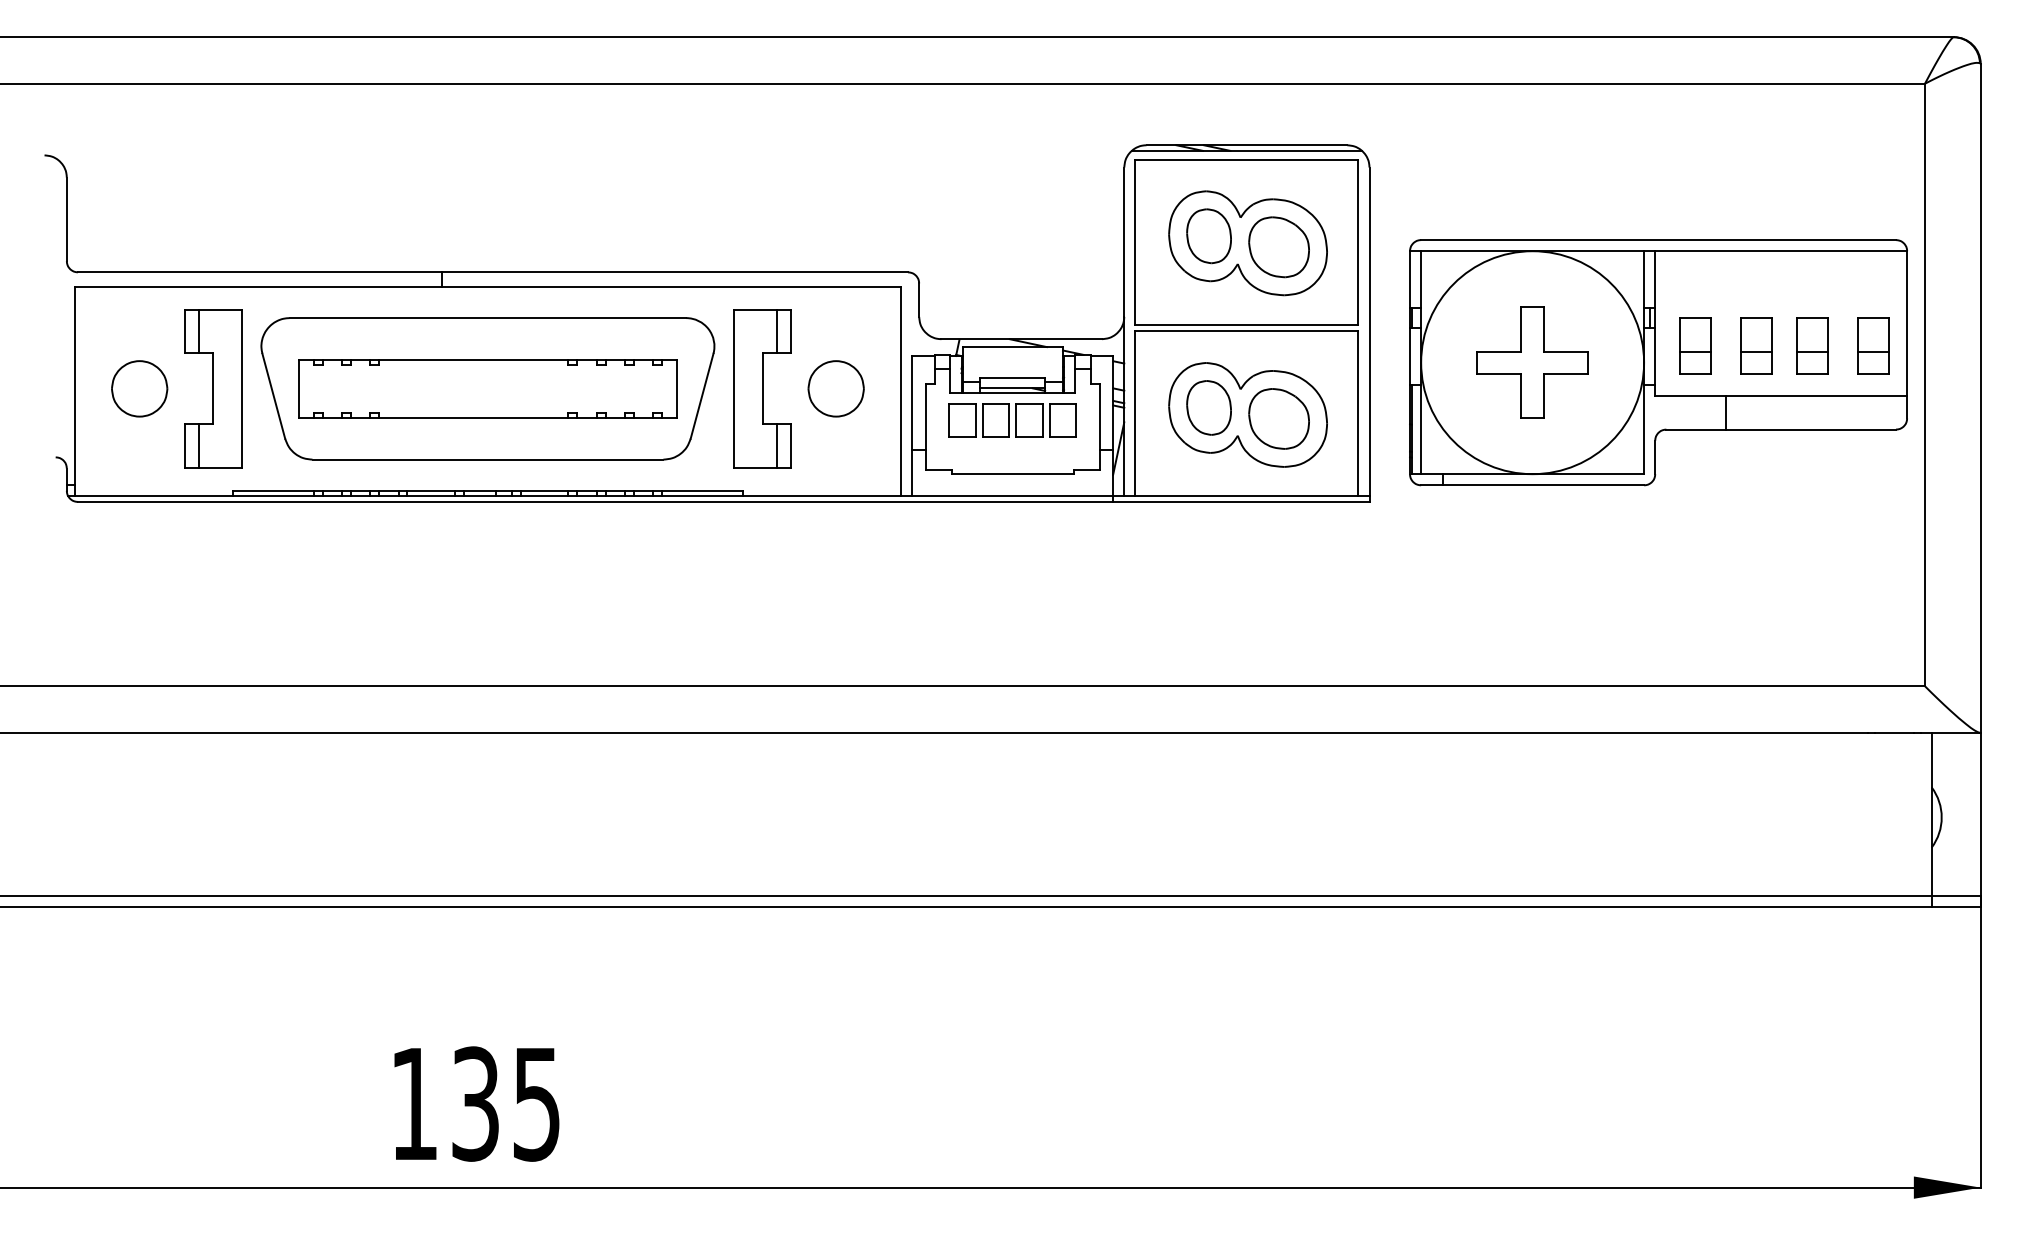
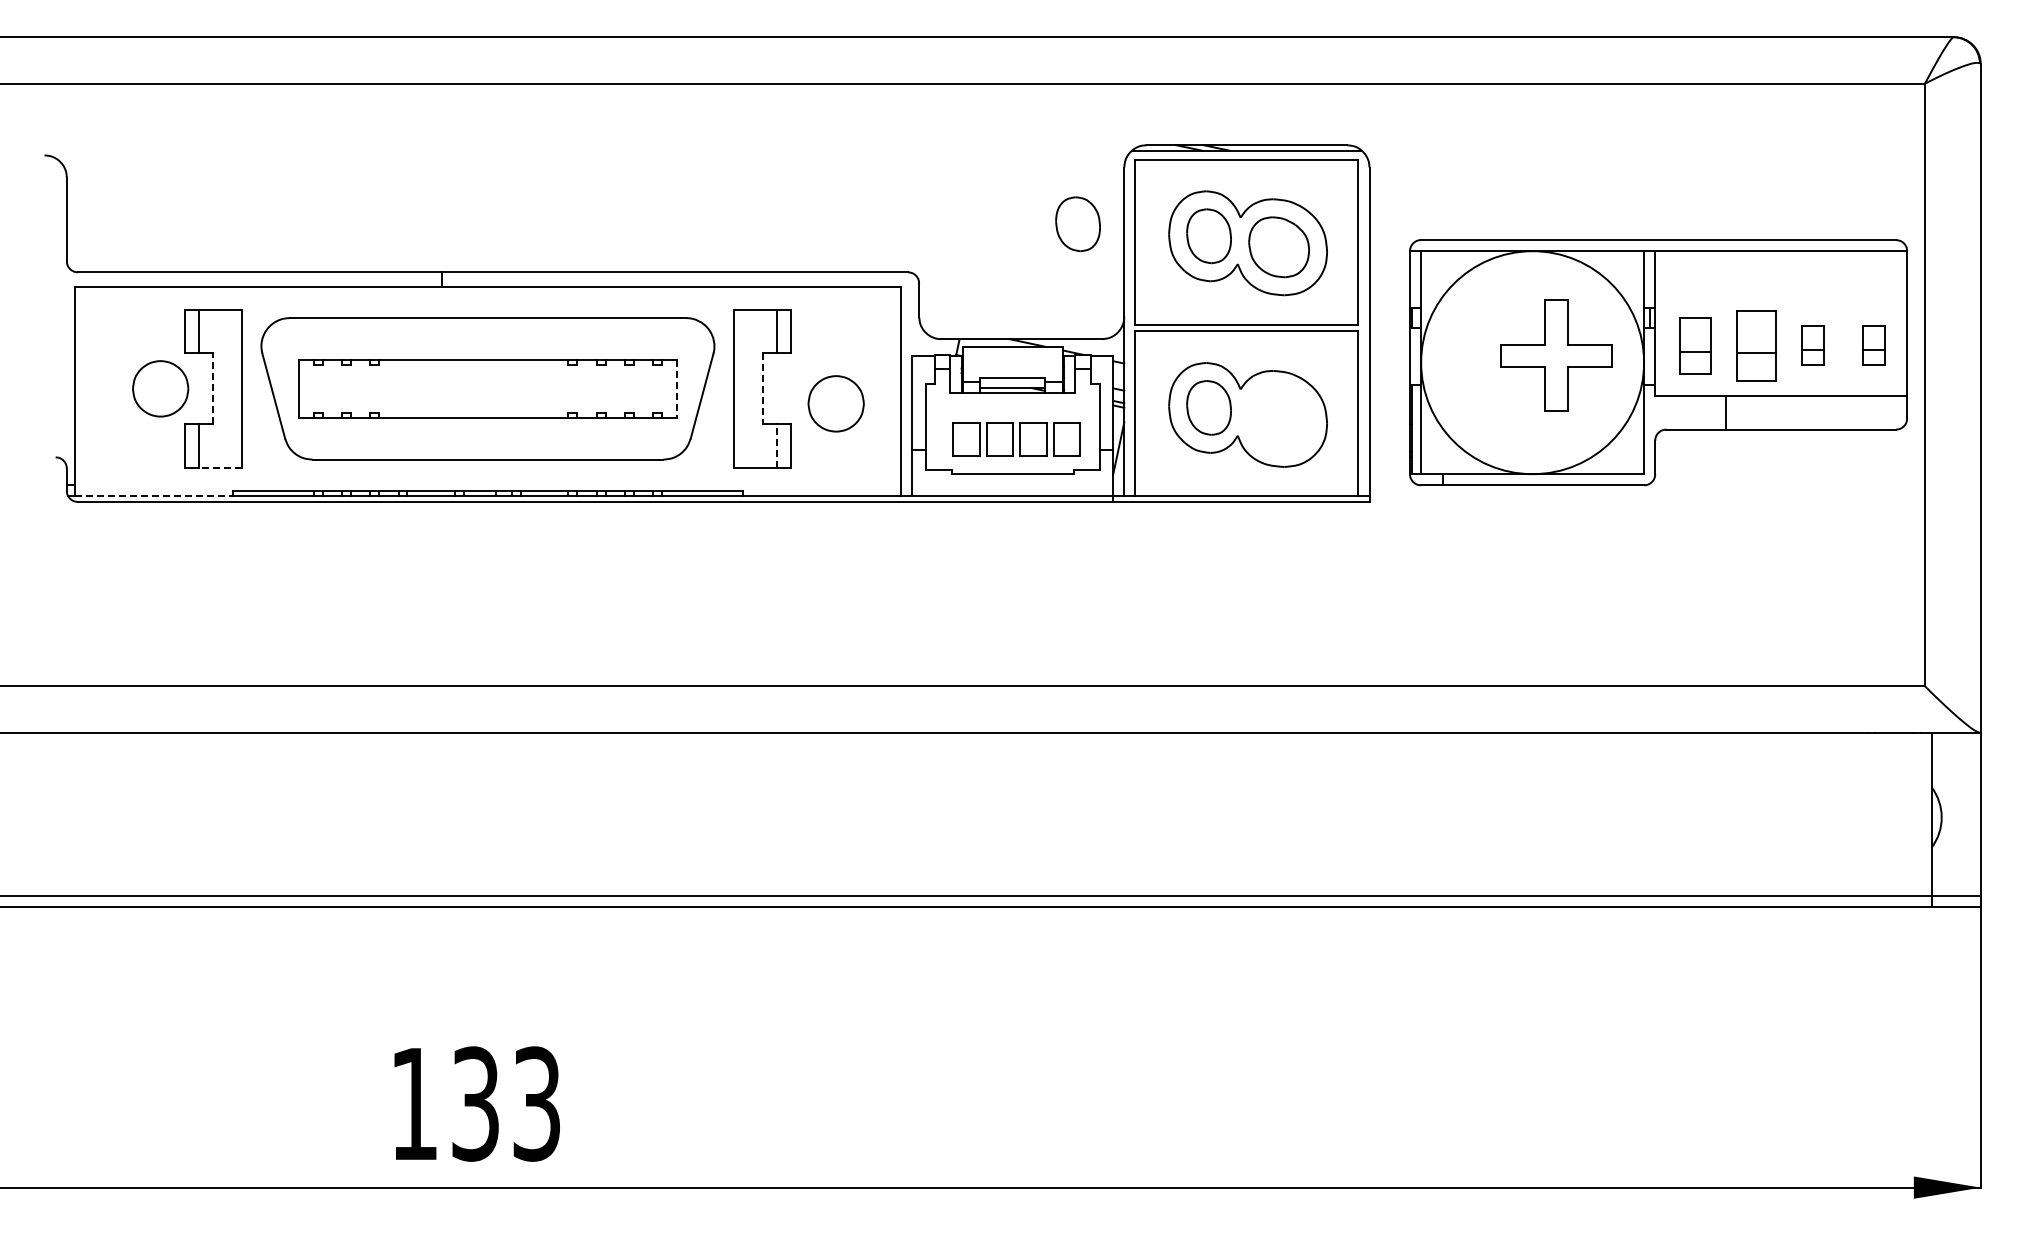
part: none -> present (1077, 224)
part size: 33x58 px -> 41x72 px (1756, 345)
part size: 33x58 px -> 24x41 px (1812, 345)
part size: 33x58 px -> 24x41 px (1873, 345)
part position: (1532, 362) -> (1556, 355) (1556, 355)
part position: (139, 388) -> (160, 388) (160, 388)
line: solid -> dashed (213, 388)
line: solid -> dashed (677, 388)
part position: (835, 388) -> (835, 403) (835, 403)
line: solid -> dashed (762, 389)
part: present -> none (1278, 418)
part position: (1012, 420) -> (1016, 439) (1016, 439)
line: solid -> dashed (776, 446)
line: solid -> dashed (219, 468)
line: solid -> dashed (154, 496)
text: 135 -> 133 (536, 1103)
